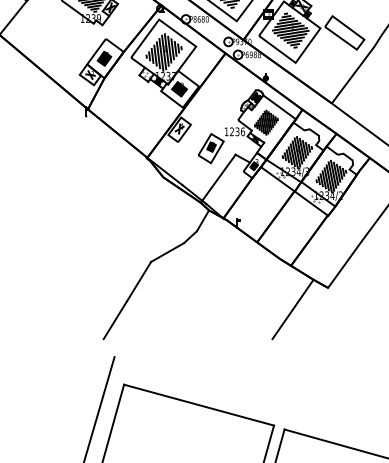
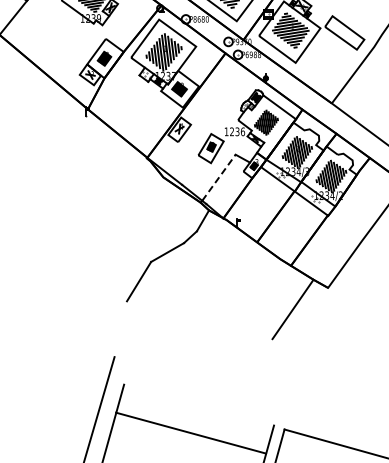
line: solid -> dashed (219, 177)
line: present -> none (115, 320)
line position: (199, 404) -> (191, 432) (191, 432)
